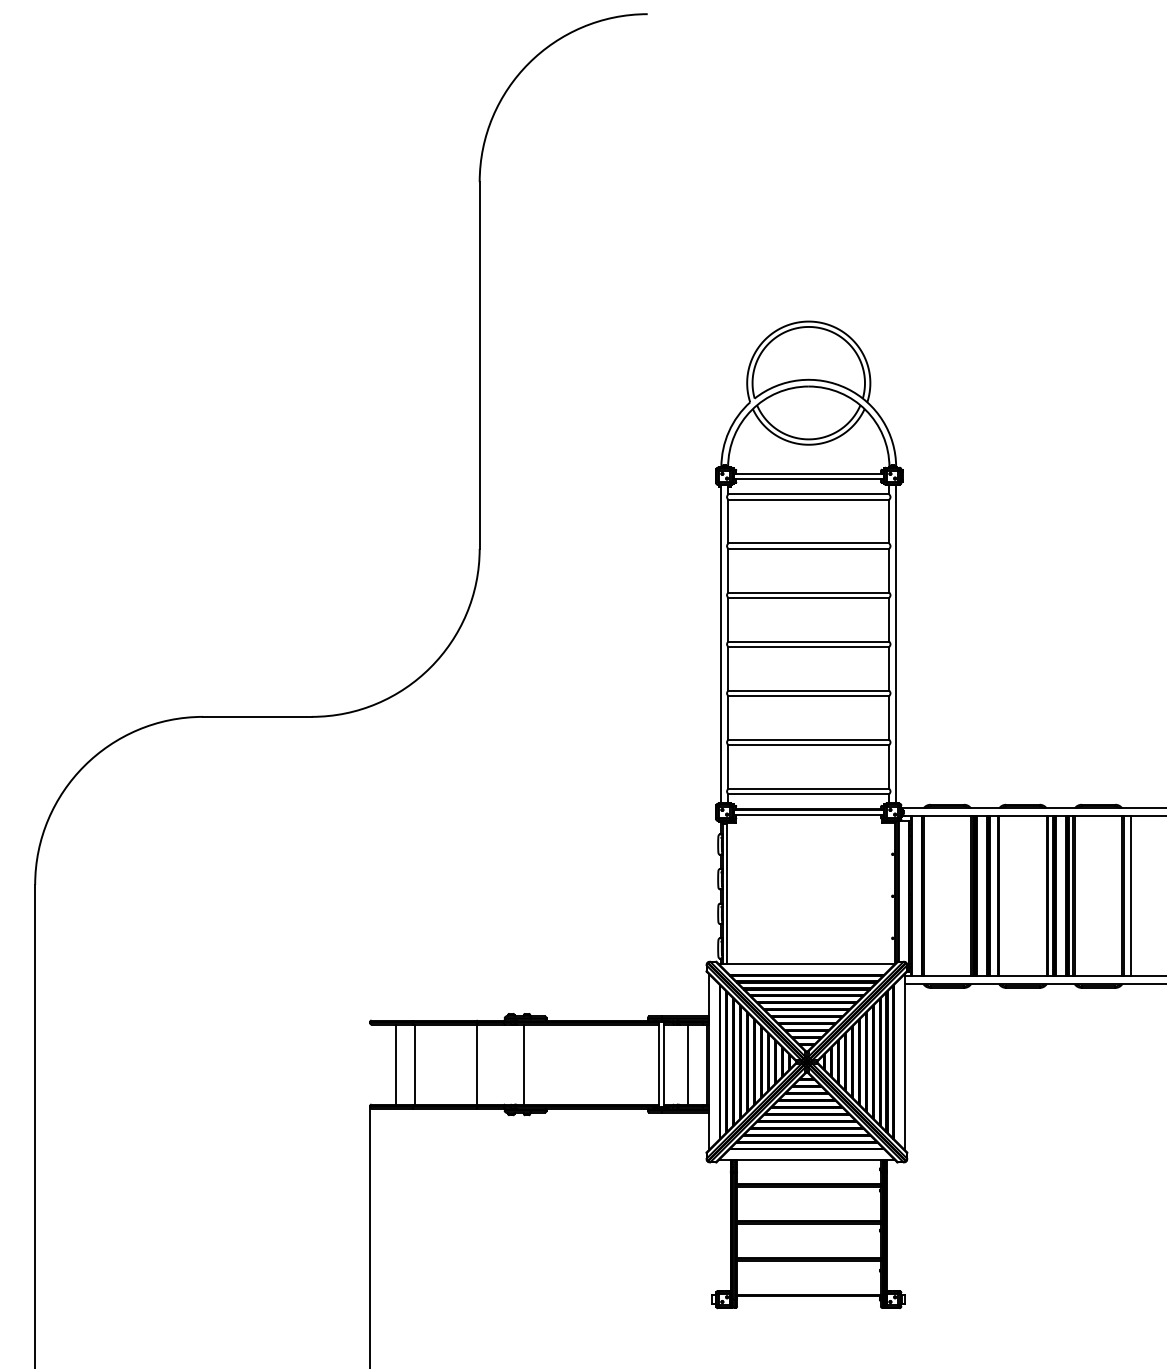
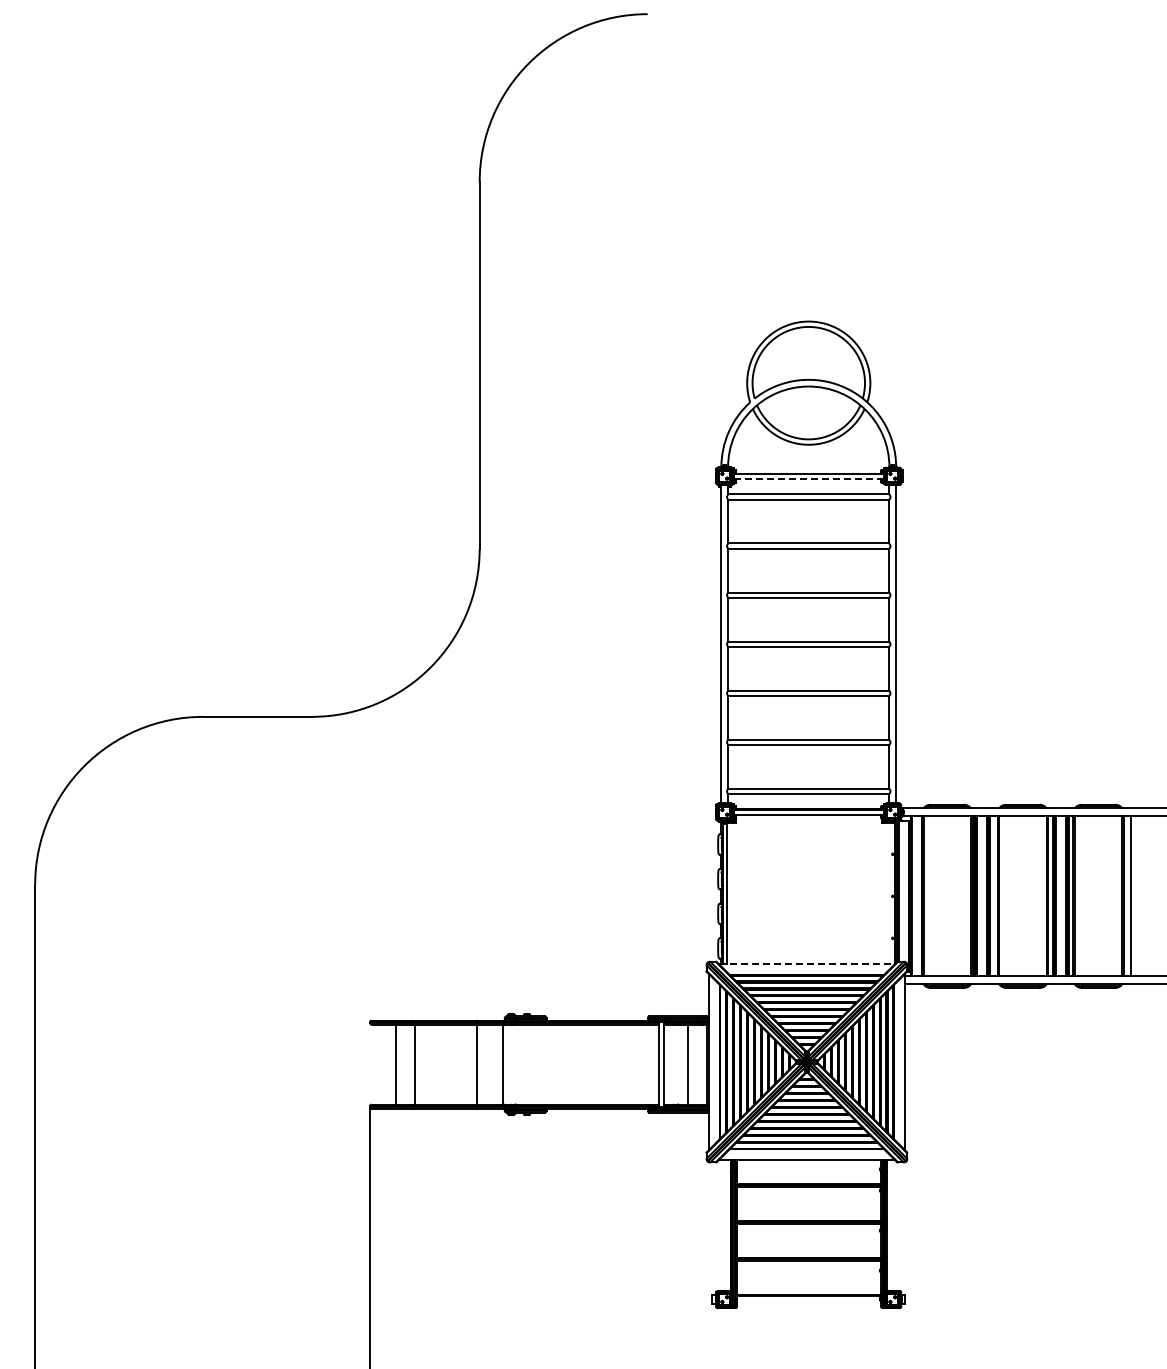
line: solid -> dashed (808, 478)
line: solid -> dashed (806, 964)
line position: (523, 1064) -> (502, 1064) (502, 1064)
